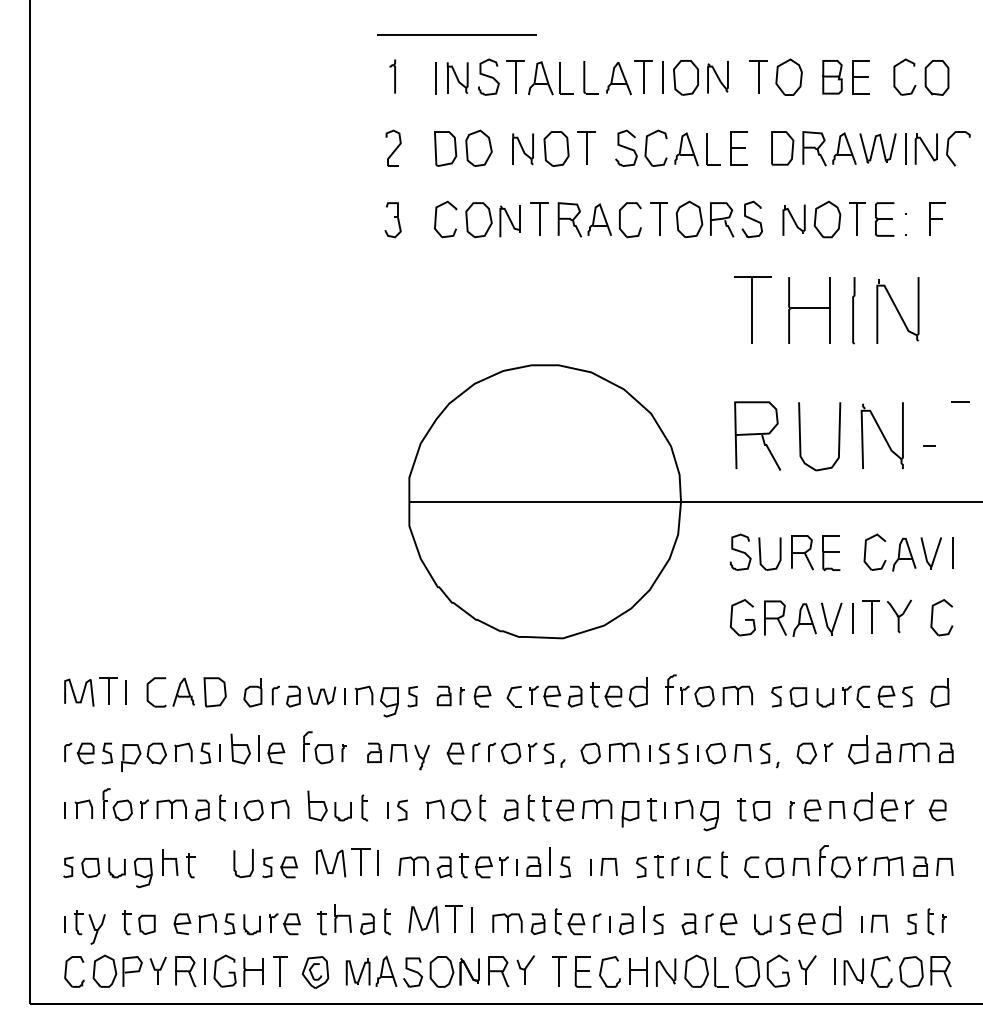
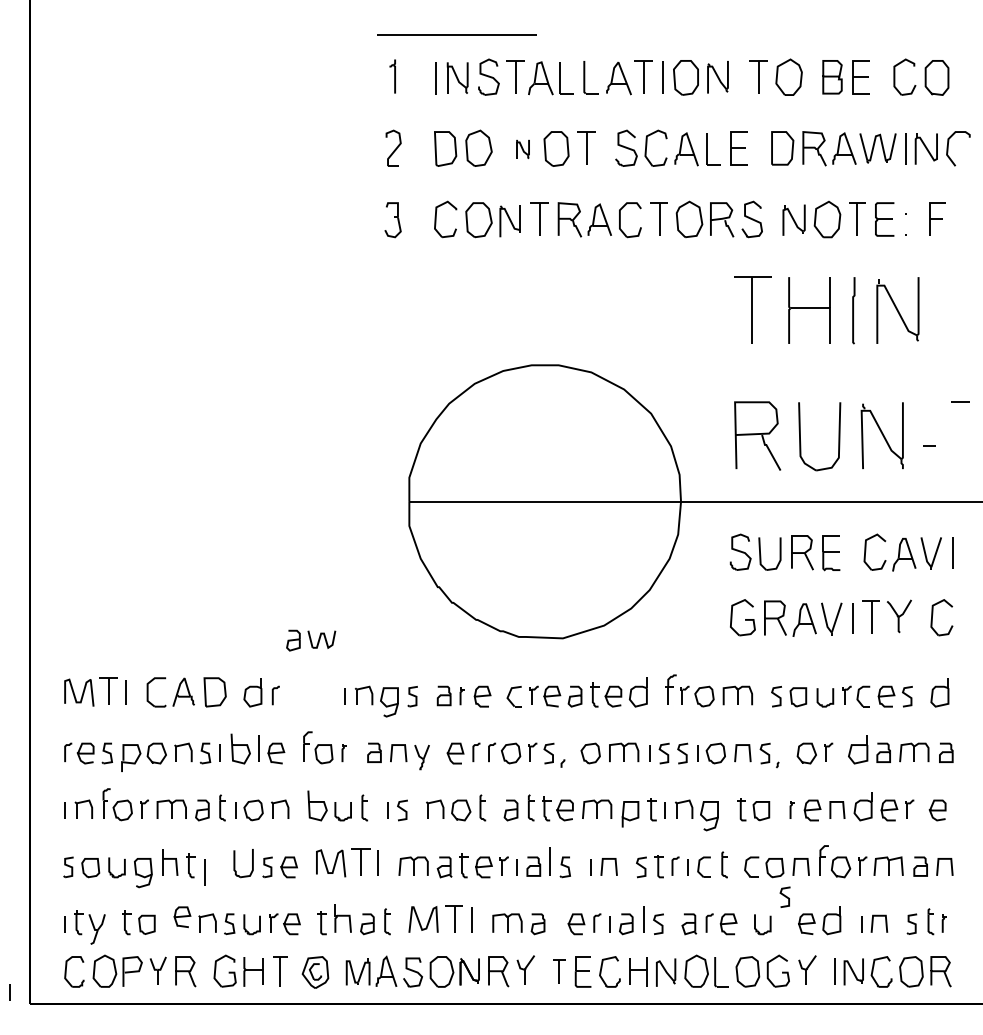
part size: 22x33 px -> 14x20 px (522, 148)
part position: (311, 696) -> (311, 640) (311, 640)
part: present -> none (558, 921)
curve position: (182, 923) -> (182, 916) (182, 916)
curve position: (784, 923) -> (784, 896) (784, 896)
line position: (204, 971) -> (204, 872) (204, 872)
part size: 15x31 px -> 13x25 px (559, 971)
line: none -> present (9, 992)
